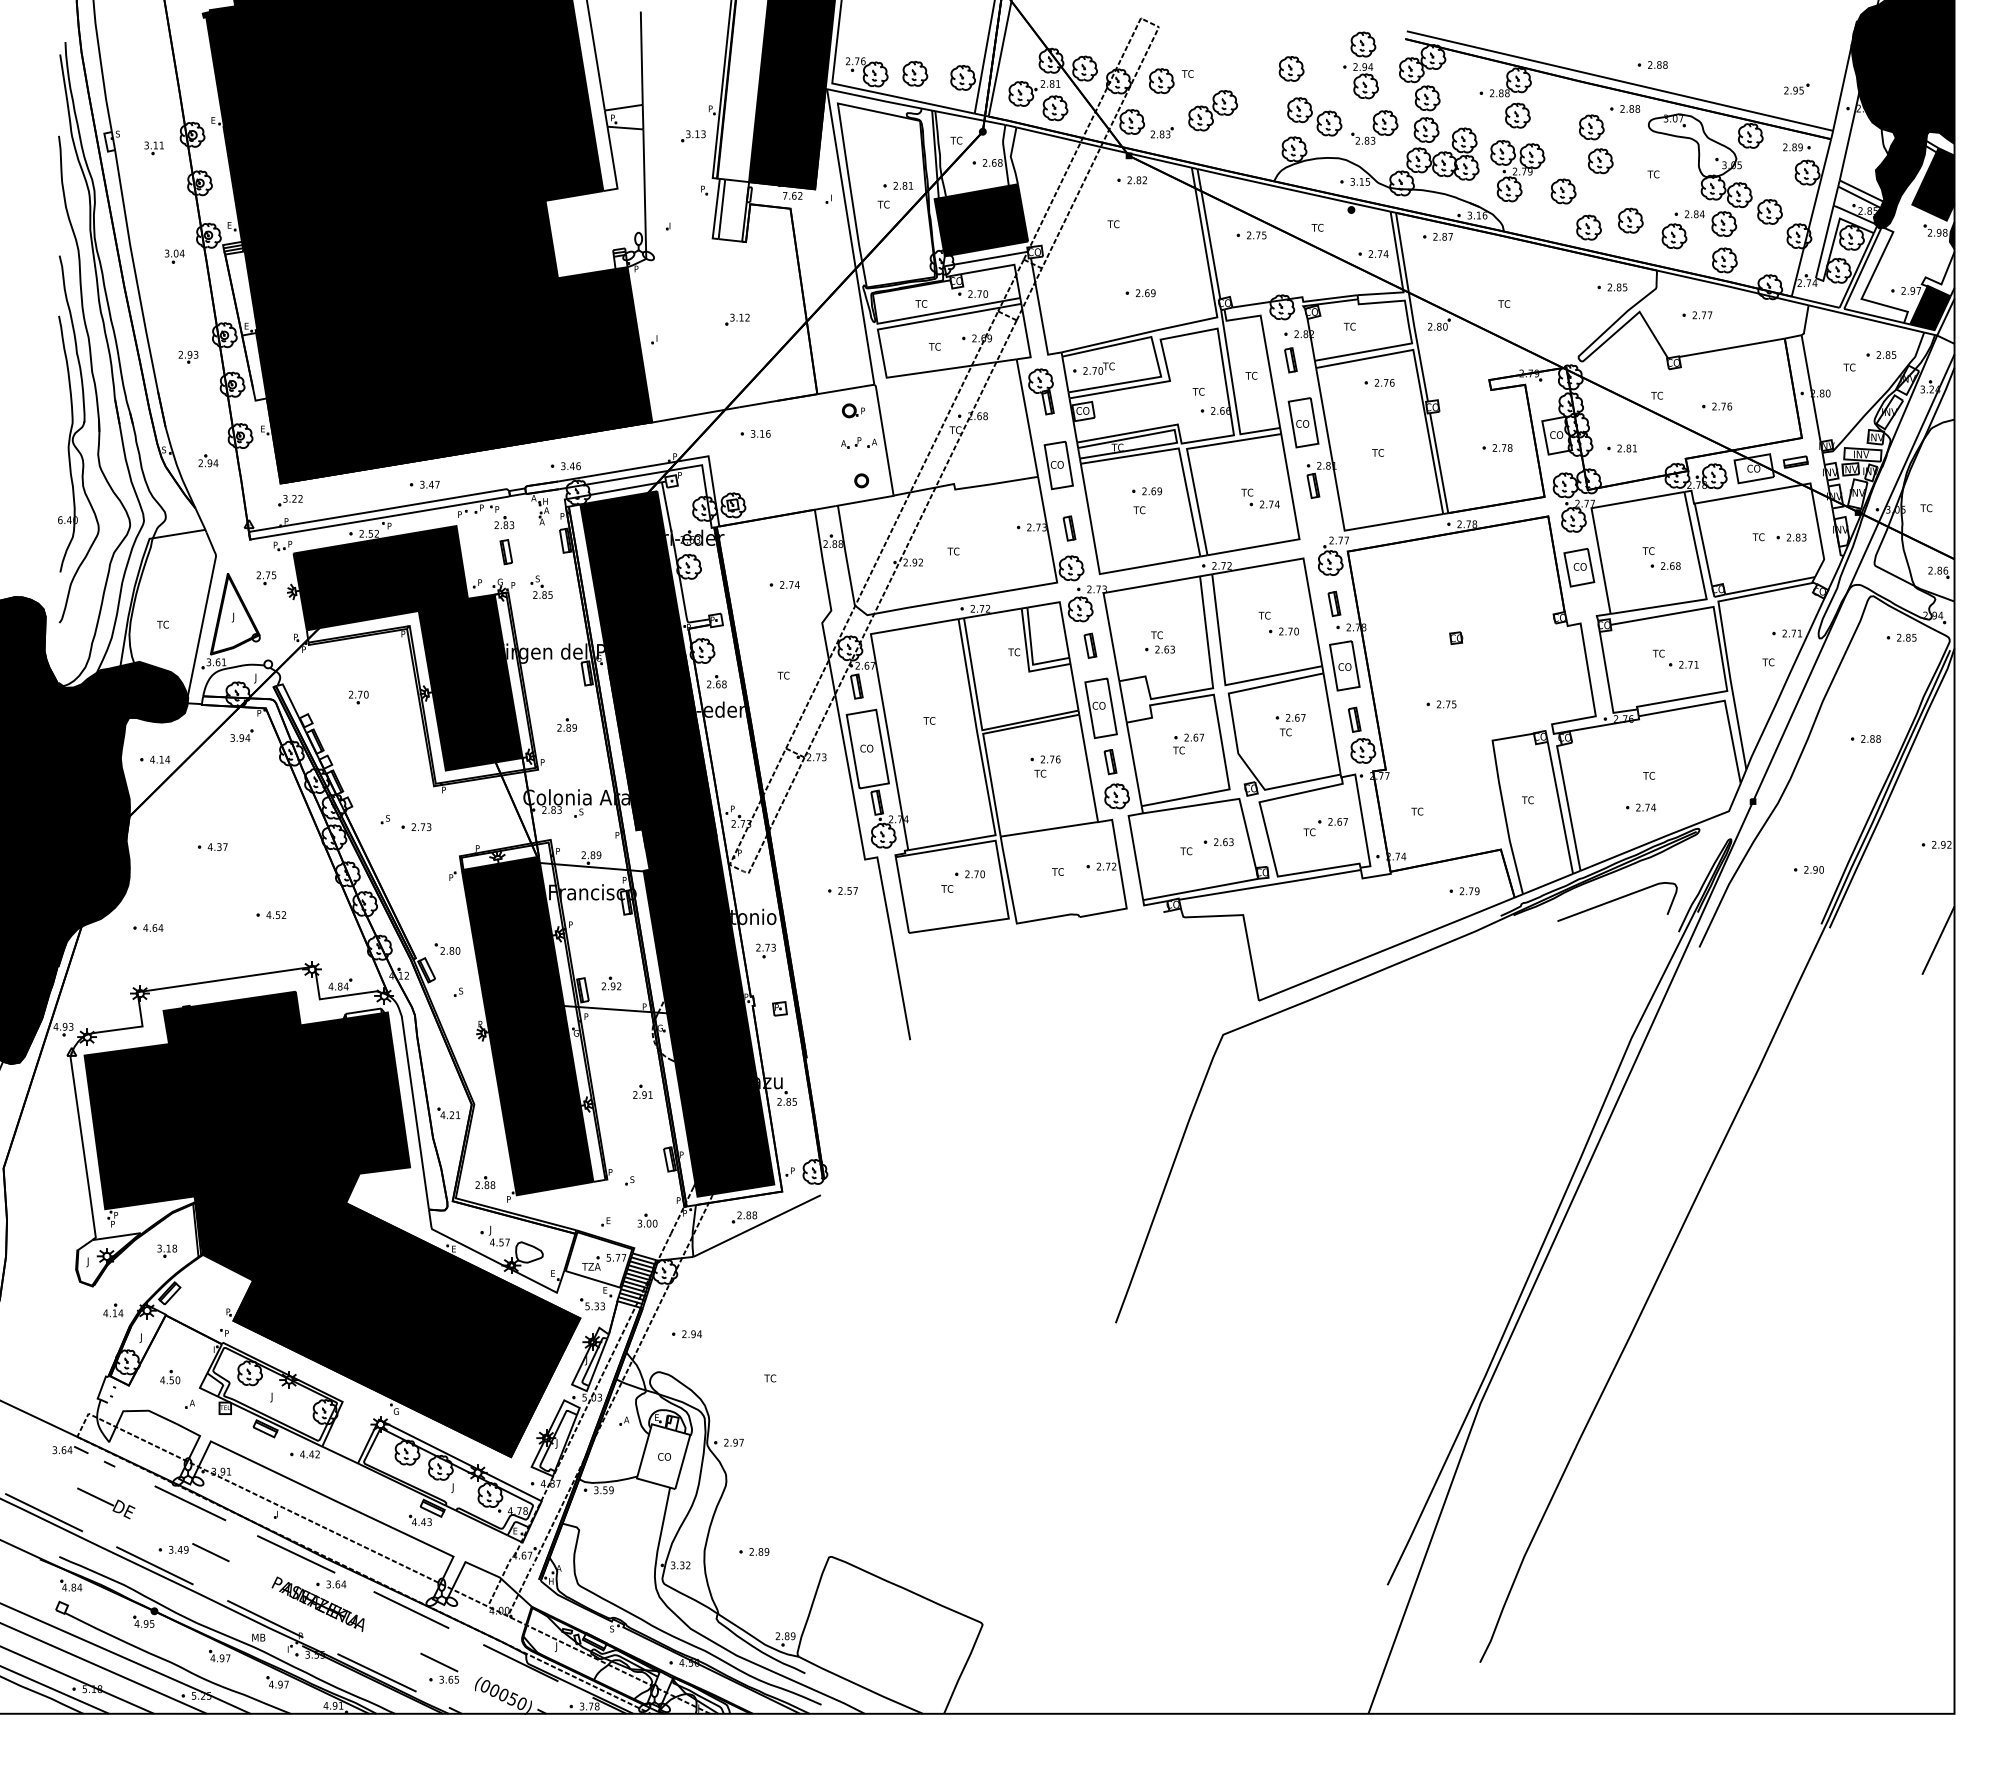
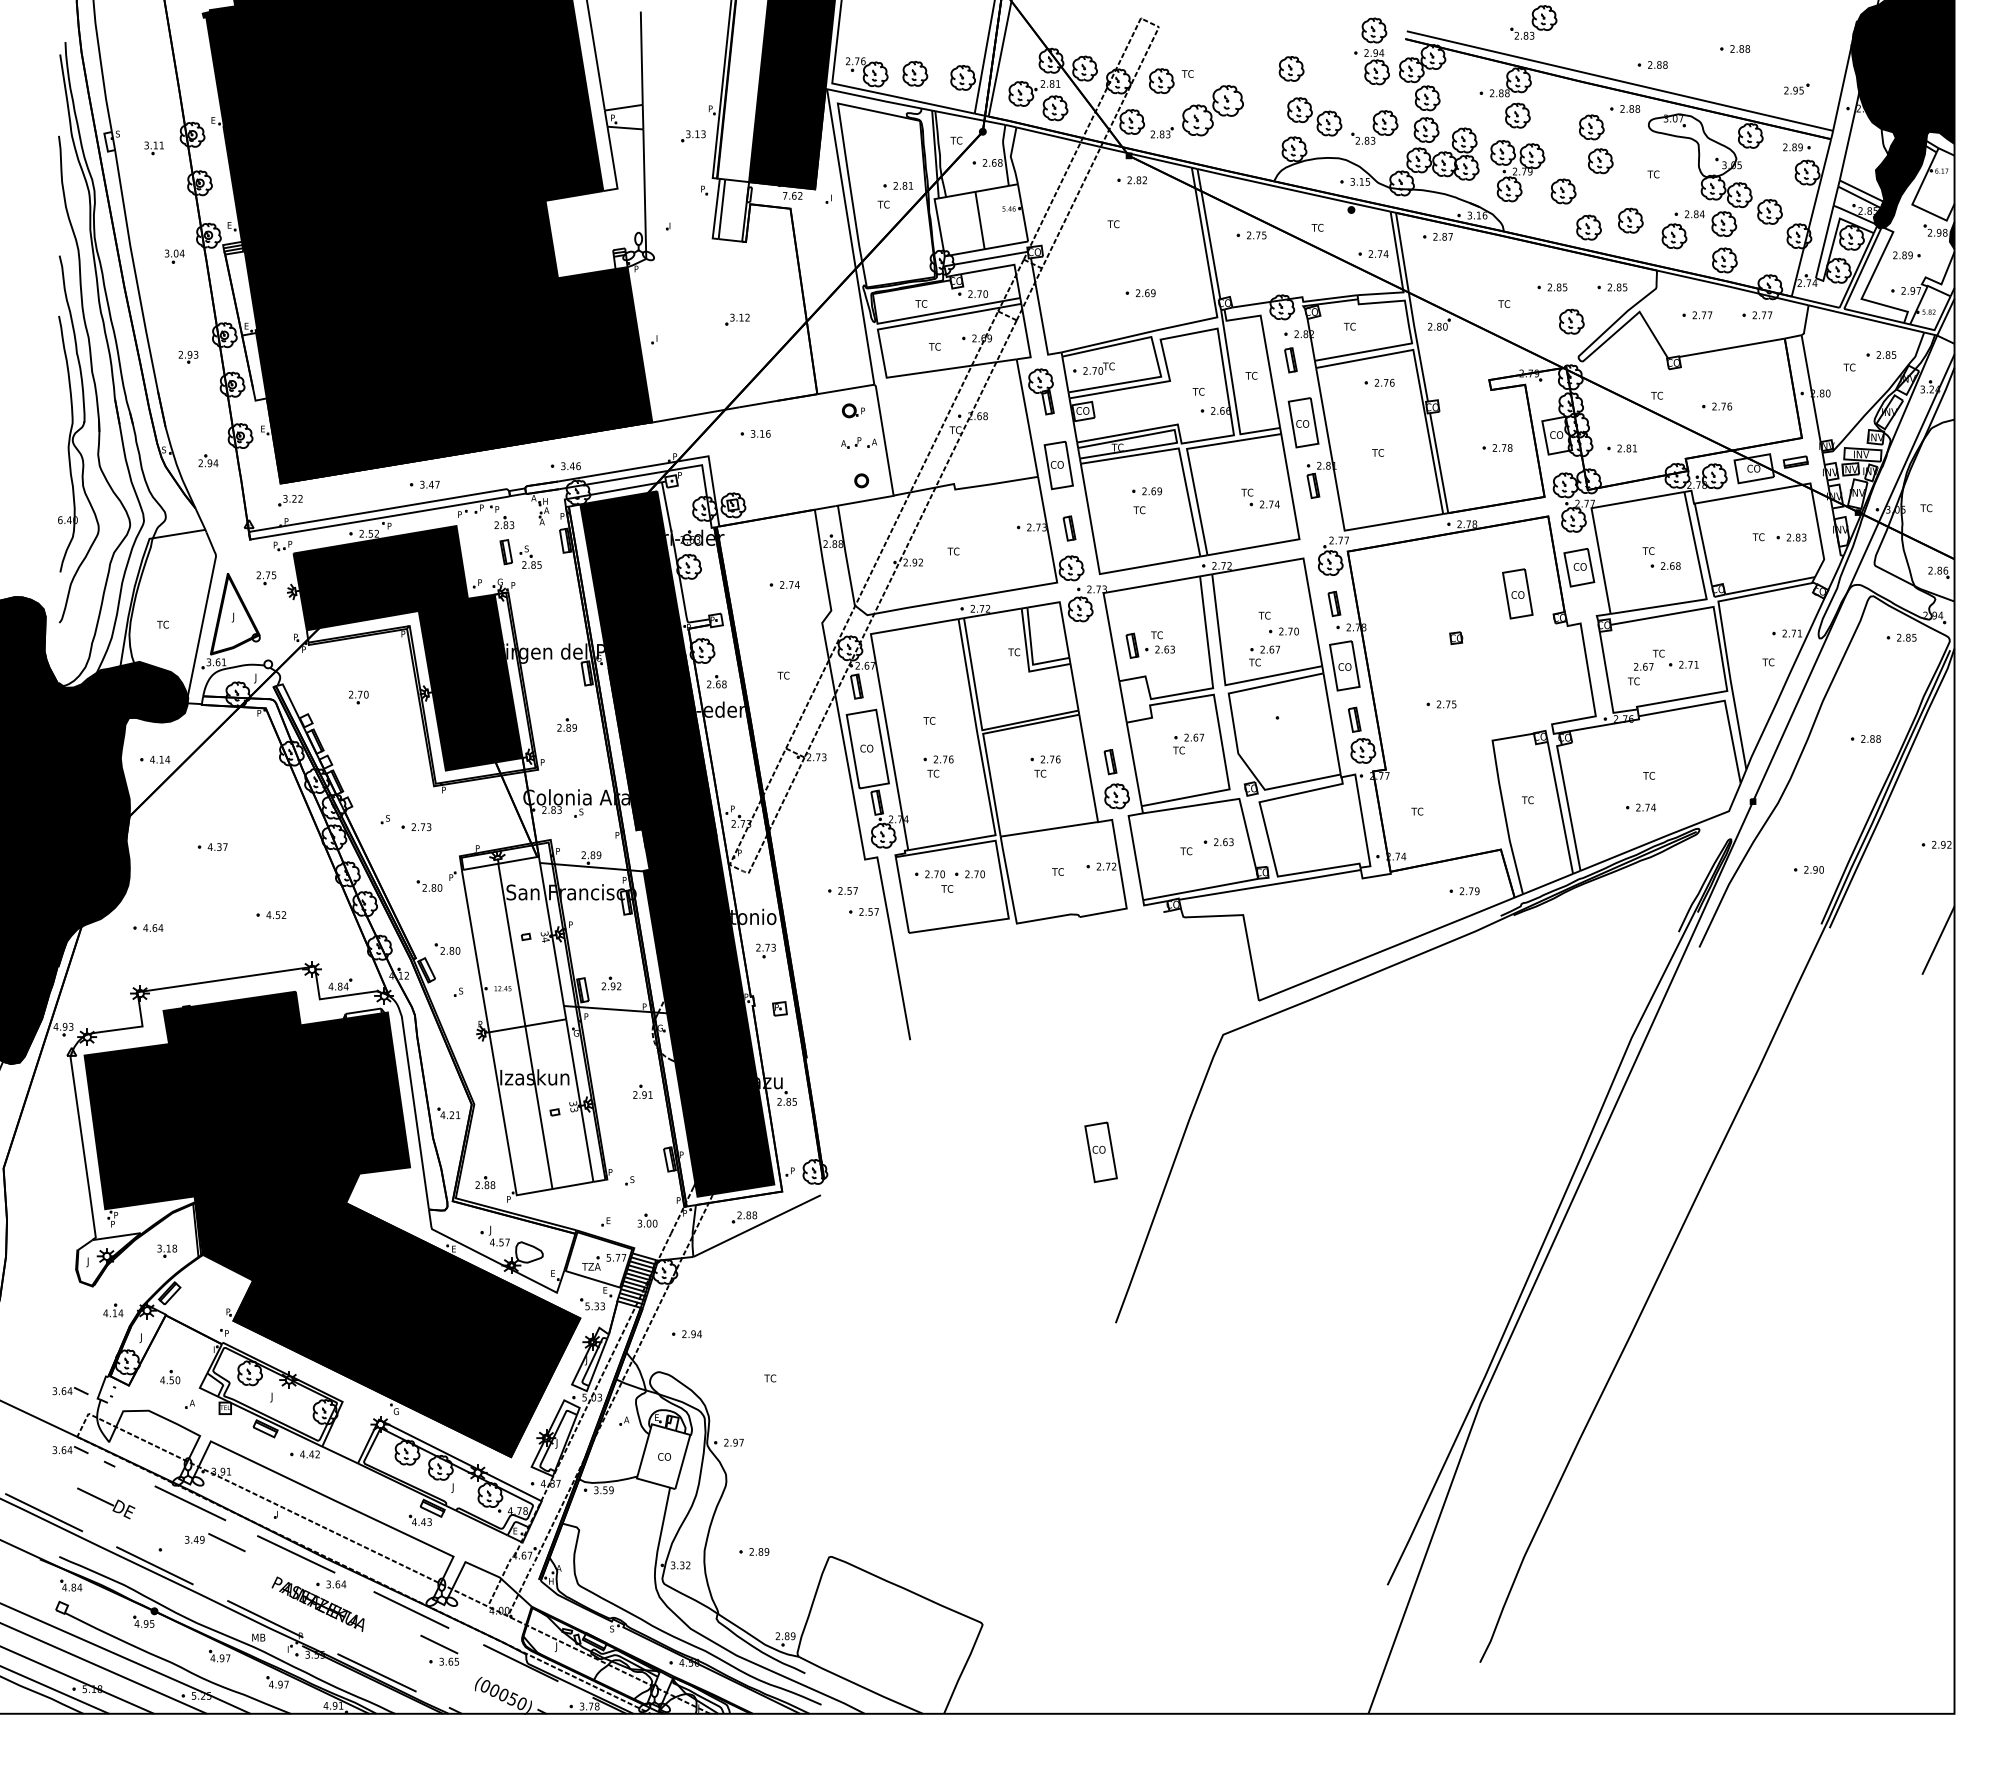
part: none -> present (1533, 22)
part: none -> present (1735, 48)
part position: (1360, 65) -> (1371, 51) (1371, 51)
part size: 51x42 px -> 62x52 px (1212, 110)
fill: present -> none (1933, 184)
fill: present -> none (981, 220)
part: none -> present (1906, 255)
part: none -> present (1552, 287)
fill: present -> none (1930, 307)
part: none -> present (1757, 315)
part: none -> present (1571, 321)
part position: (541, 586) -> (530, 556) (530, 556)
part: none -> present (1517, 593)
part position: (1090, 645) -> (1132, 645) (1132, 645)
part: none -> present (1264, 655)
part position: (1100, 708) -> (1100, 1152) (1100, 1152)
text position: (1292, 725) -> (1640, 674) (1640, 674)
part: present -> none (241, 735)
part: none -> present (938, 766)
part: present -> none (1325, 827)
part: none -> present (929, 874)
part: none -> present (429, 885)
curve: present -> none (1616, 900)
part: none -> present (863, 911)
fill: present -> none (527, 1025)
part: none -> present (70, 1391)
part position: (199, 1552) -> (215, 1542) (215, 1542)
part position: (439, 1667) -> (439, 1649) (439, 1649)
